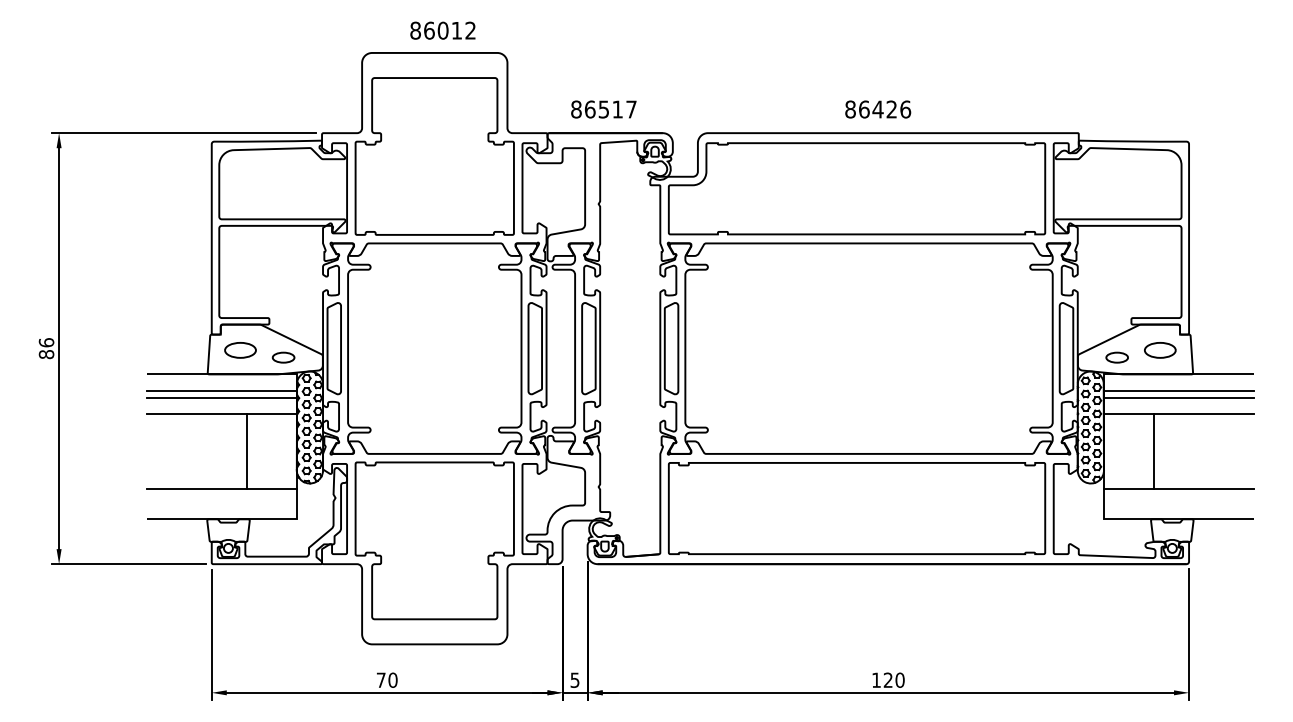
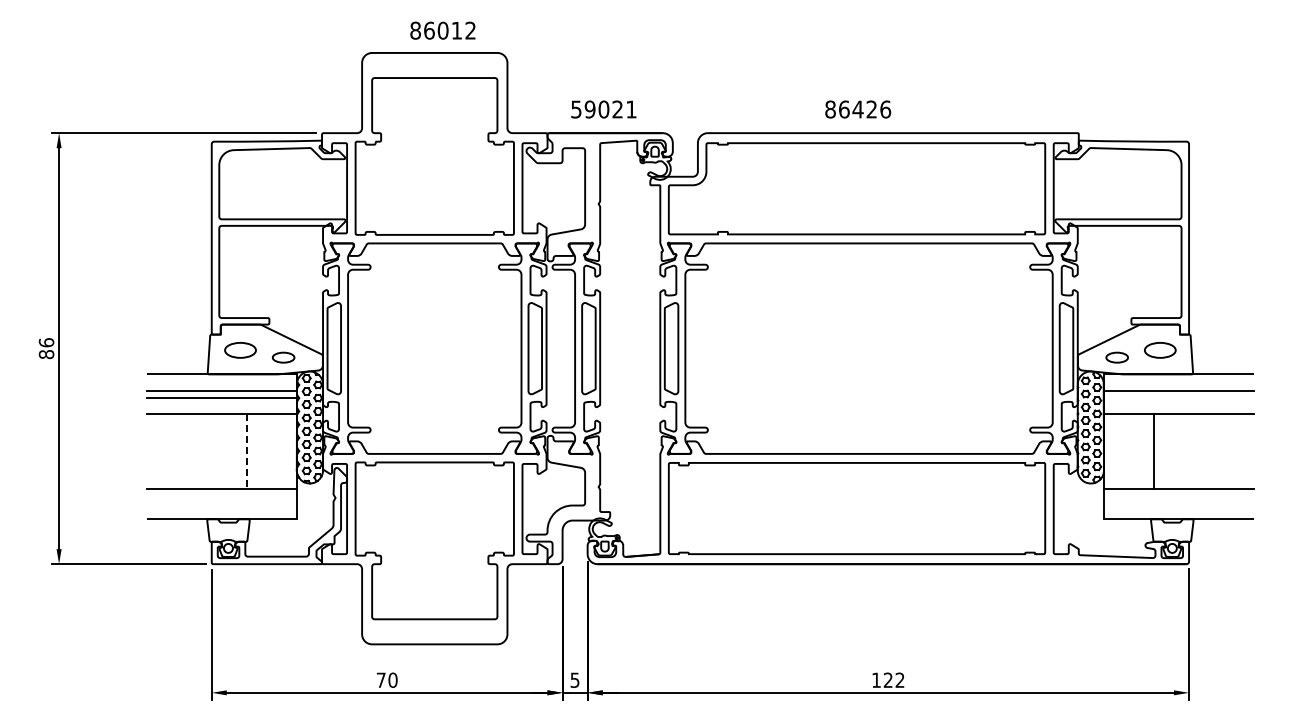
text: 86517 -> 59021 (603, 109)
text position: (878, 109) -> (858, 109) (858, 109)
line: present -> none (1178, 397)
line: solid -> dashed (246, 451)
text: 120 -> 122 (899, 679)
